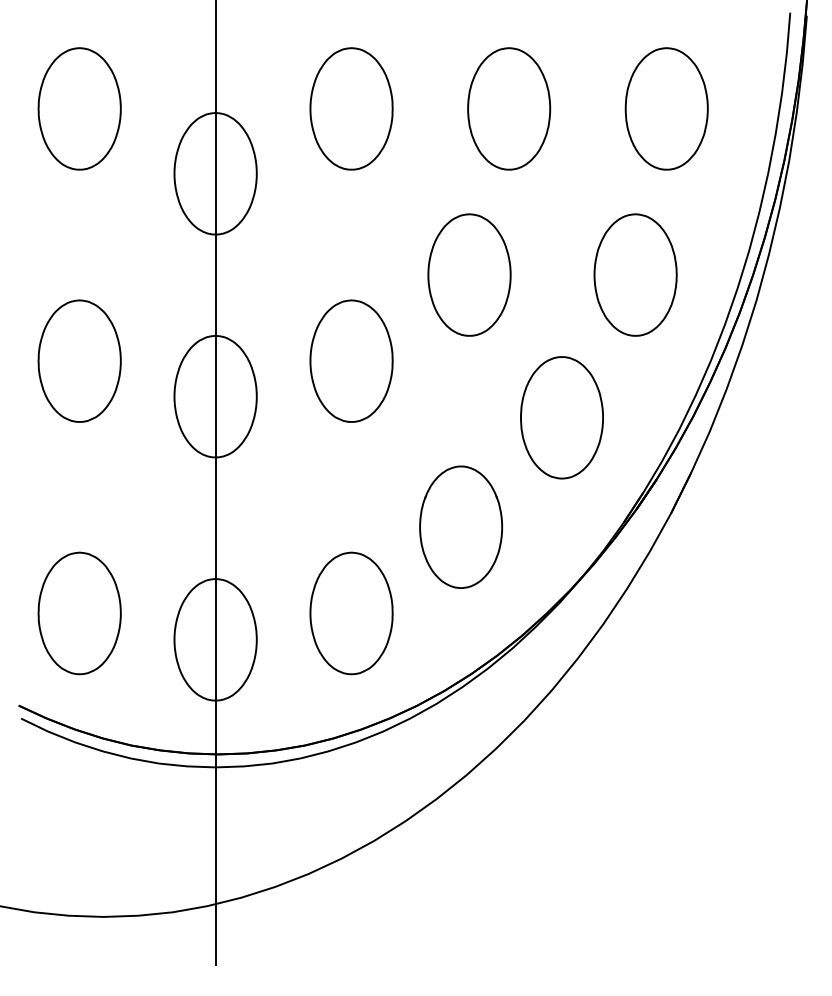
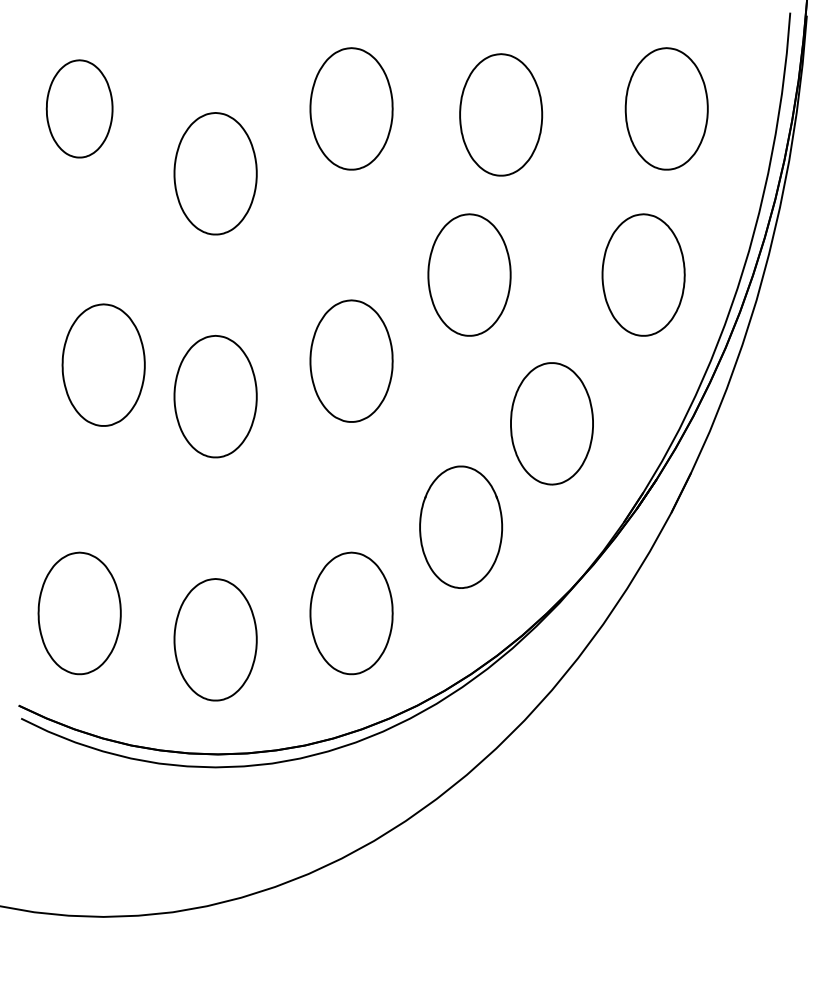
part size: 85x124 px -> 69x100 px (79, 108)
part position: (509, 108) -> (501, 114) (501, 114)
part position: (635, 274) -> (643, 274) (643, 274)
part position: (79, 360) -> (103, 364) (103, 364)
part position: (561, 417) -> (551, 423) (551, 423)
line: present -> none (215, 484)
